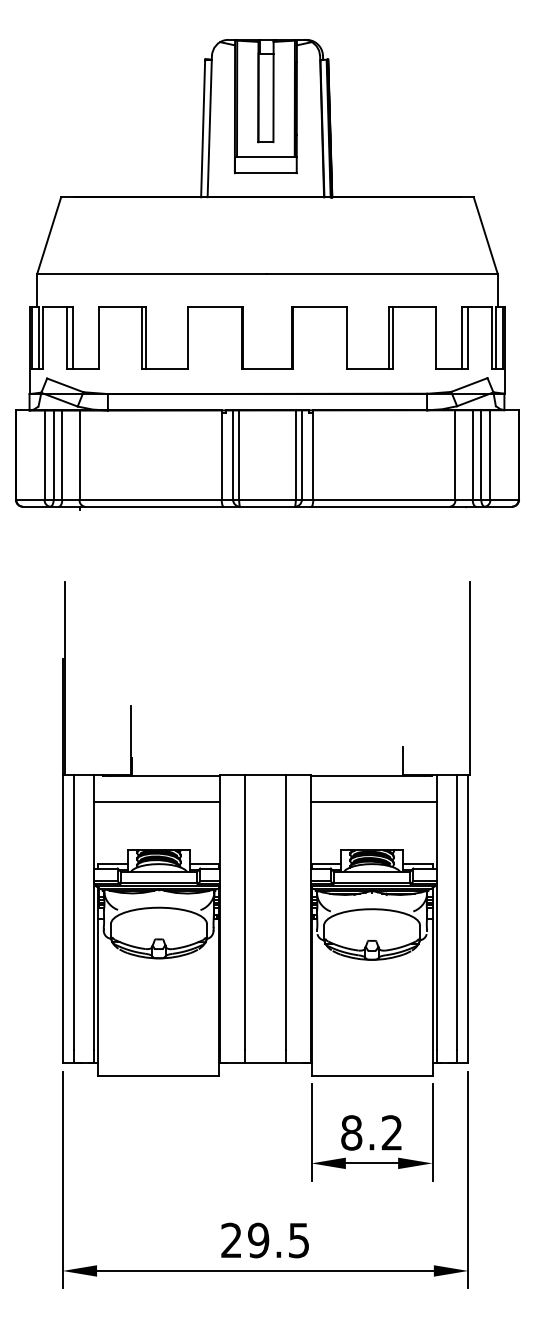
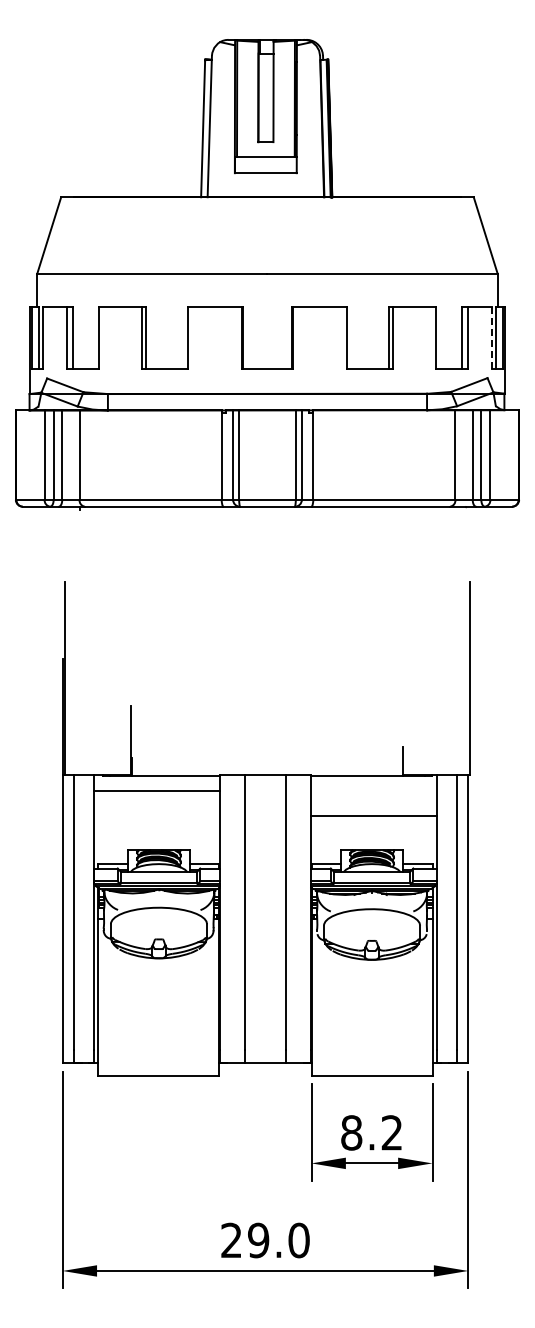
line: solid -> dashed (491, 338)
line position: (156, 802) -> (156, 791) (156, 791)
line position: (373, 802) -> (373, 816) (373, 816)
text: 29.5 -> 29.0 (298, 1240)
